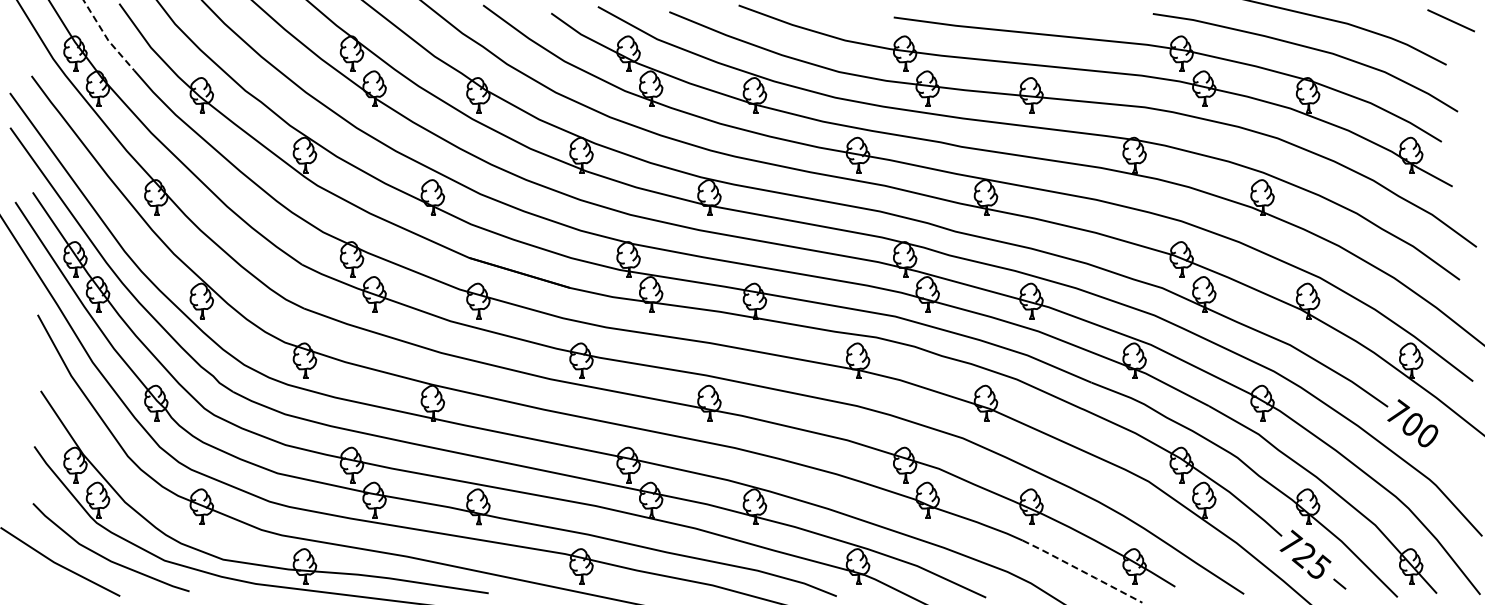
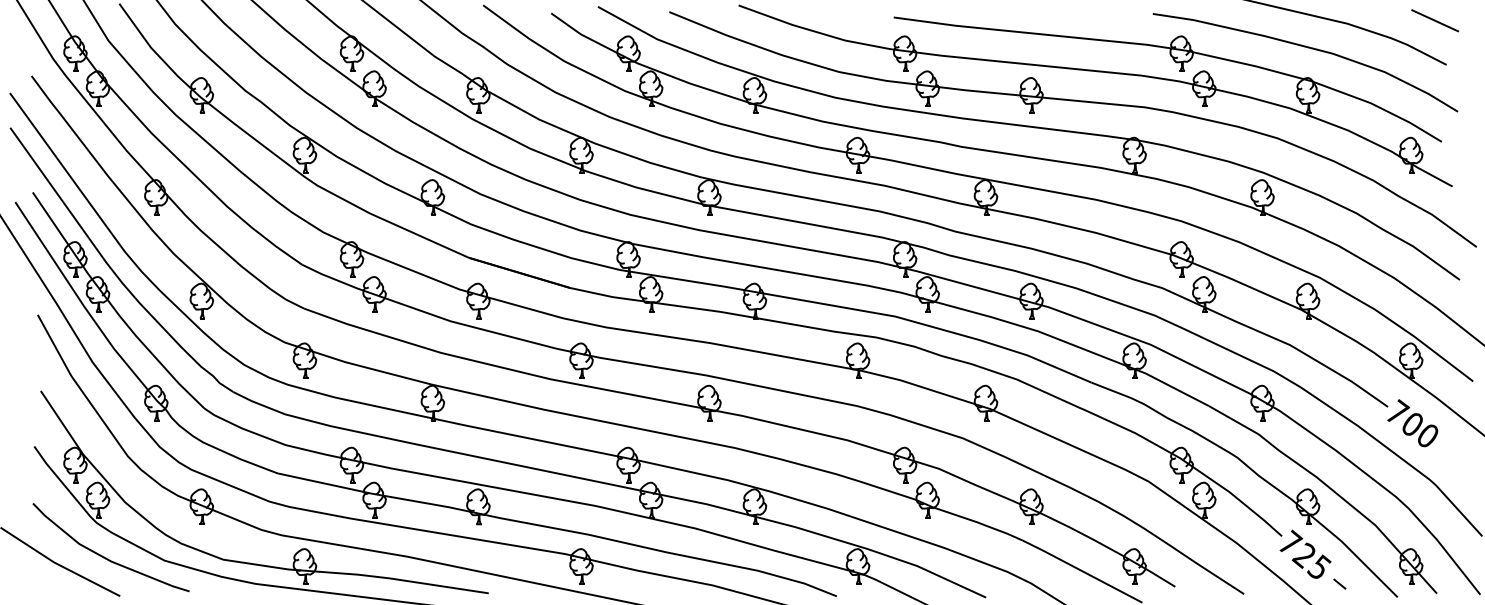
line position: (1450, 20) -> (1434, 20) (1434, 20)
line: dashed -> solid (107, 38)
line: dashed -> solid (1082, 571)
